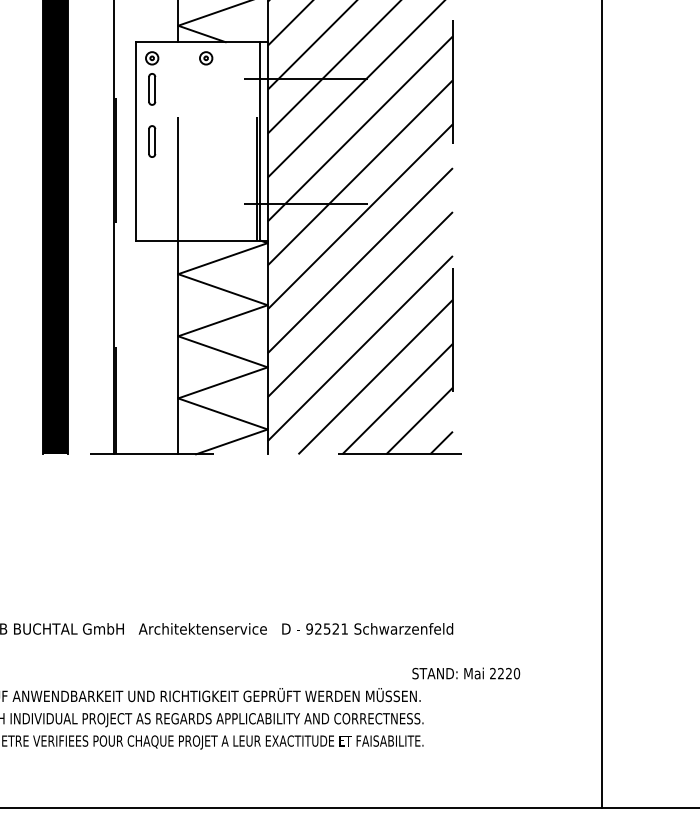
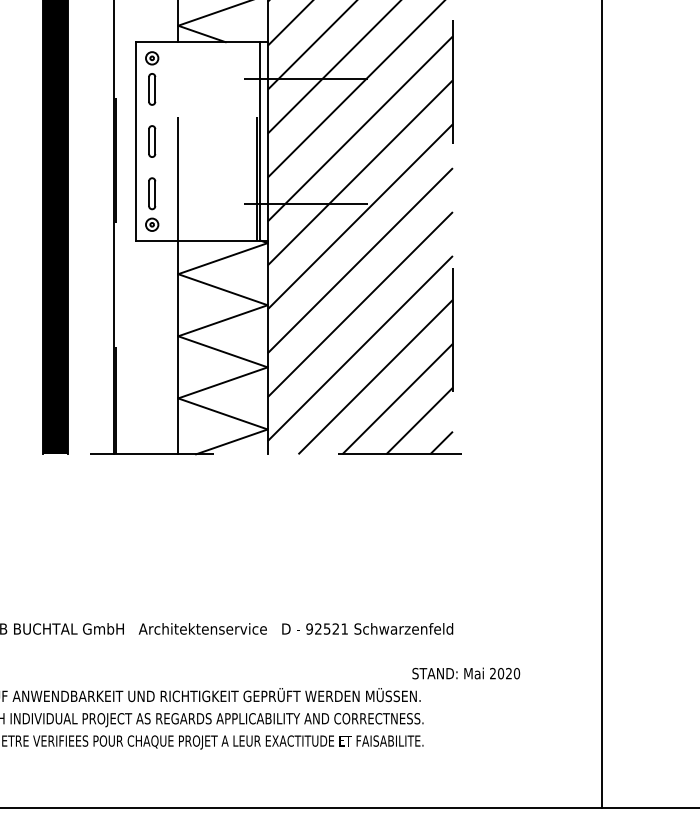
part: present -> none (206, 58)
part: none -> present (152, 204)
text: 2220 -> 2020 (500, 673)
